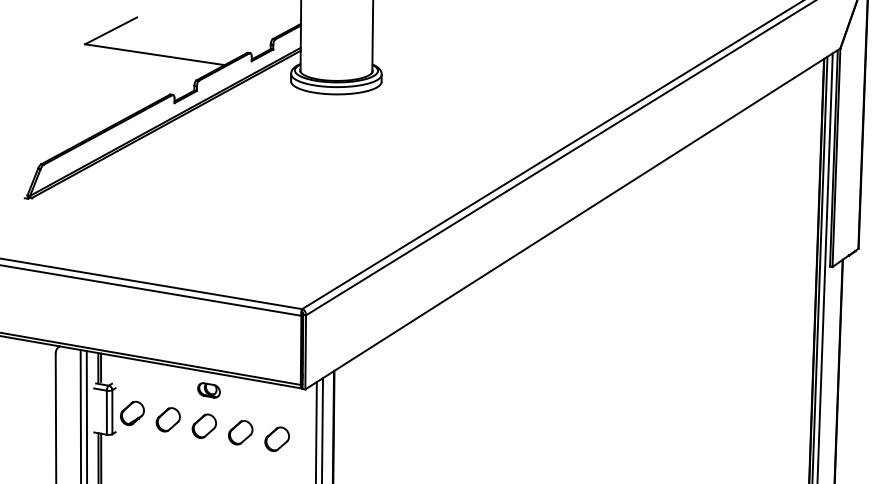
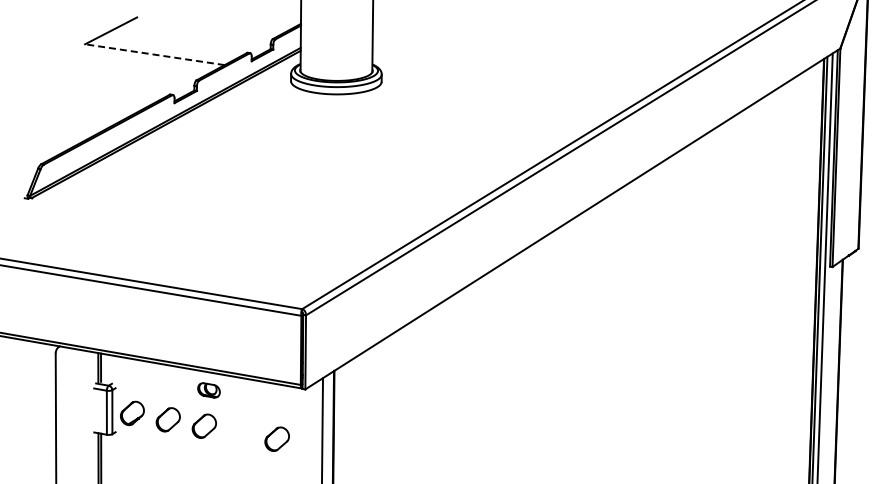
line: solid -> dashed (154, 54)
line: present -> none (80, 415)
line: present -> none (86, 415)
line: present -> none (315, 431)
part: present -> none (240, 432)
